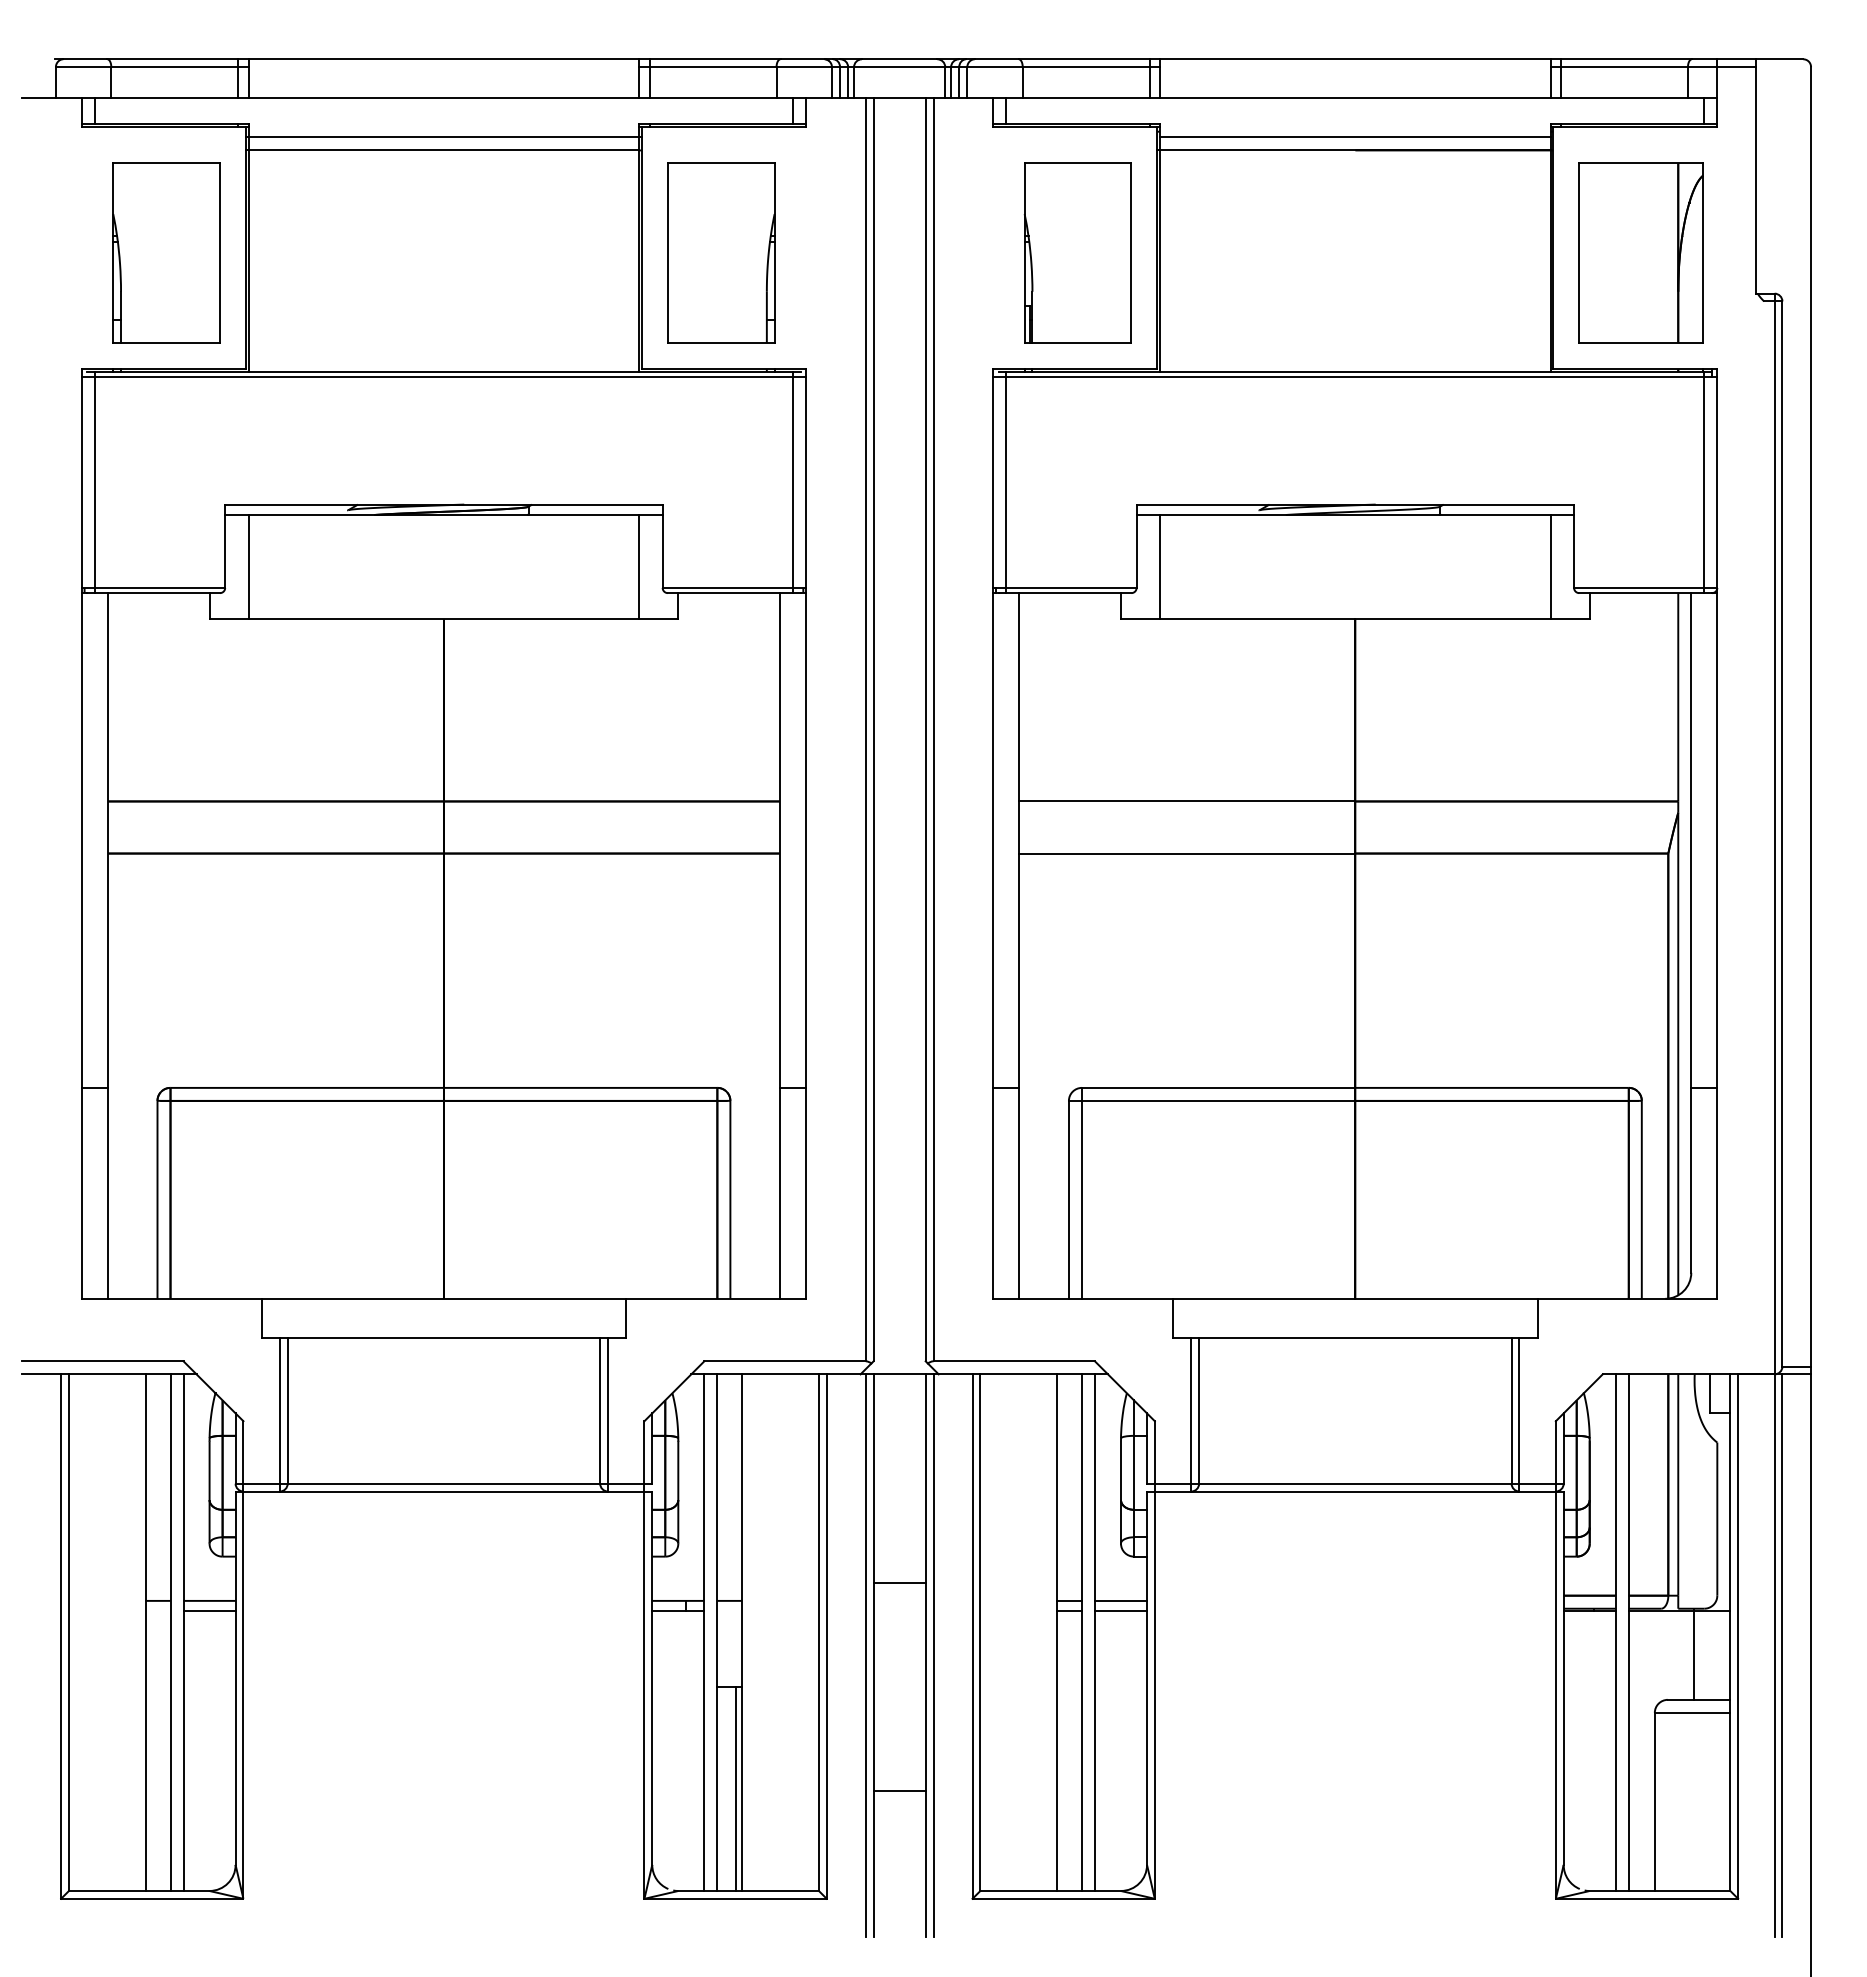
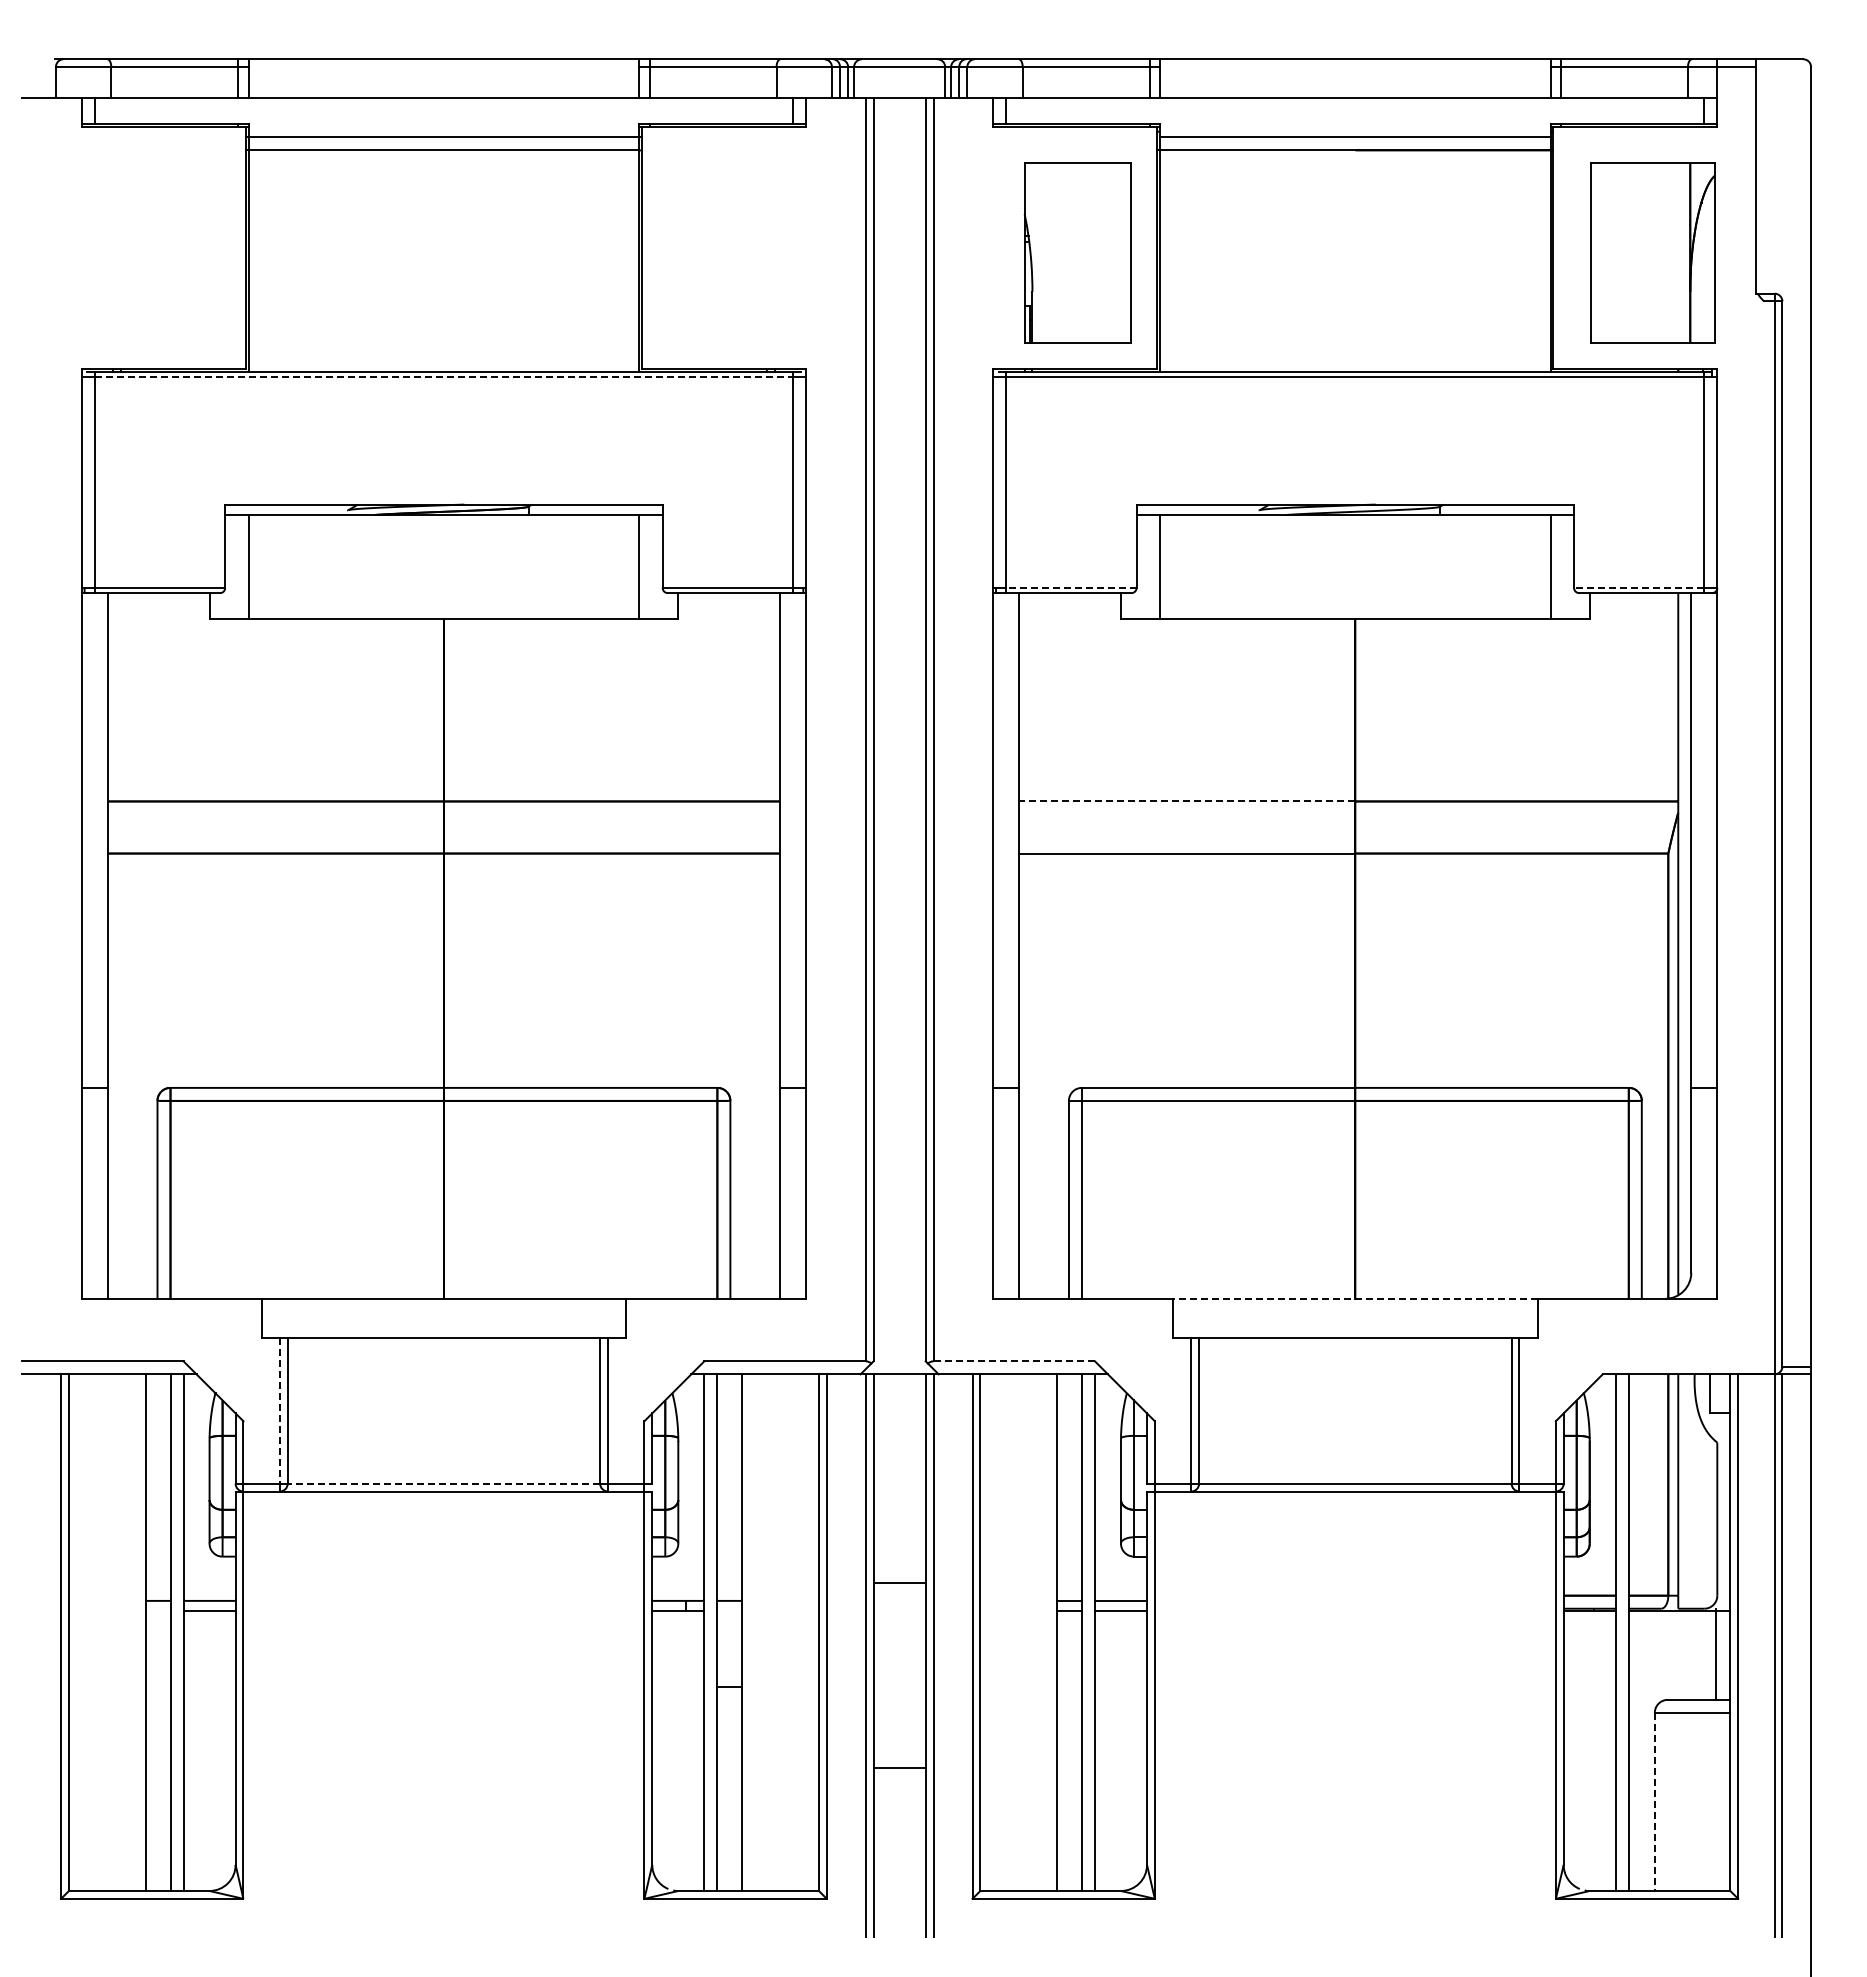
part: present -> none (166, 252)
part: present -> none (721, 252)
part position: (1640, 252) -> (1652, 252) (1652, 252)
line: solid -> dashed (443, 377)
line: solid -> dashed (1071, 587)
line: solid -> dashed (1638, 587)
line: solid -> dashed (1187, 801)
line: solid -> dashed (1354, 1298)
line: solid -> dashed (1014, 1361)
line: solid -> dashed (279, 1410)
line: solid -> dashed (443, 1483)
line position: (1693, 1653) -> (1715, 1653) (1715, 1653)
line: present -> none (735, 1788)
line position: (899, 1790) -> (899, 1767) (899, 1767)
line: solid -> dashed (1654, 1802)
